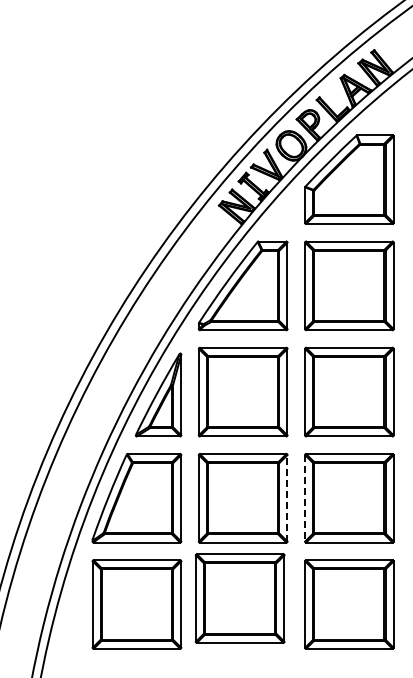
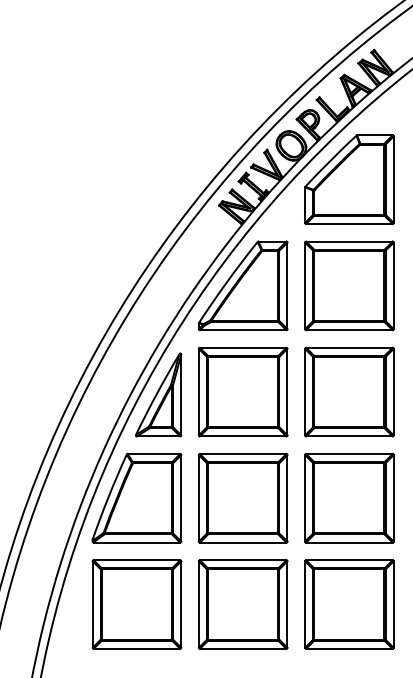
line: dashed -> solid (287, 497)
line: dashed -> solid (305, 498)
part position: (239, 598) -> (242, 604) (242, 604)
